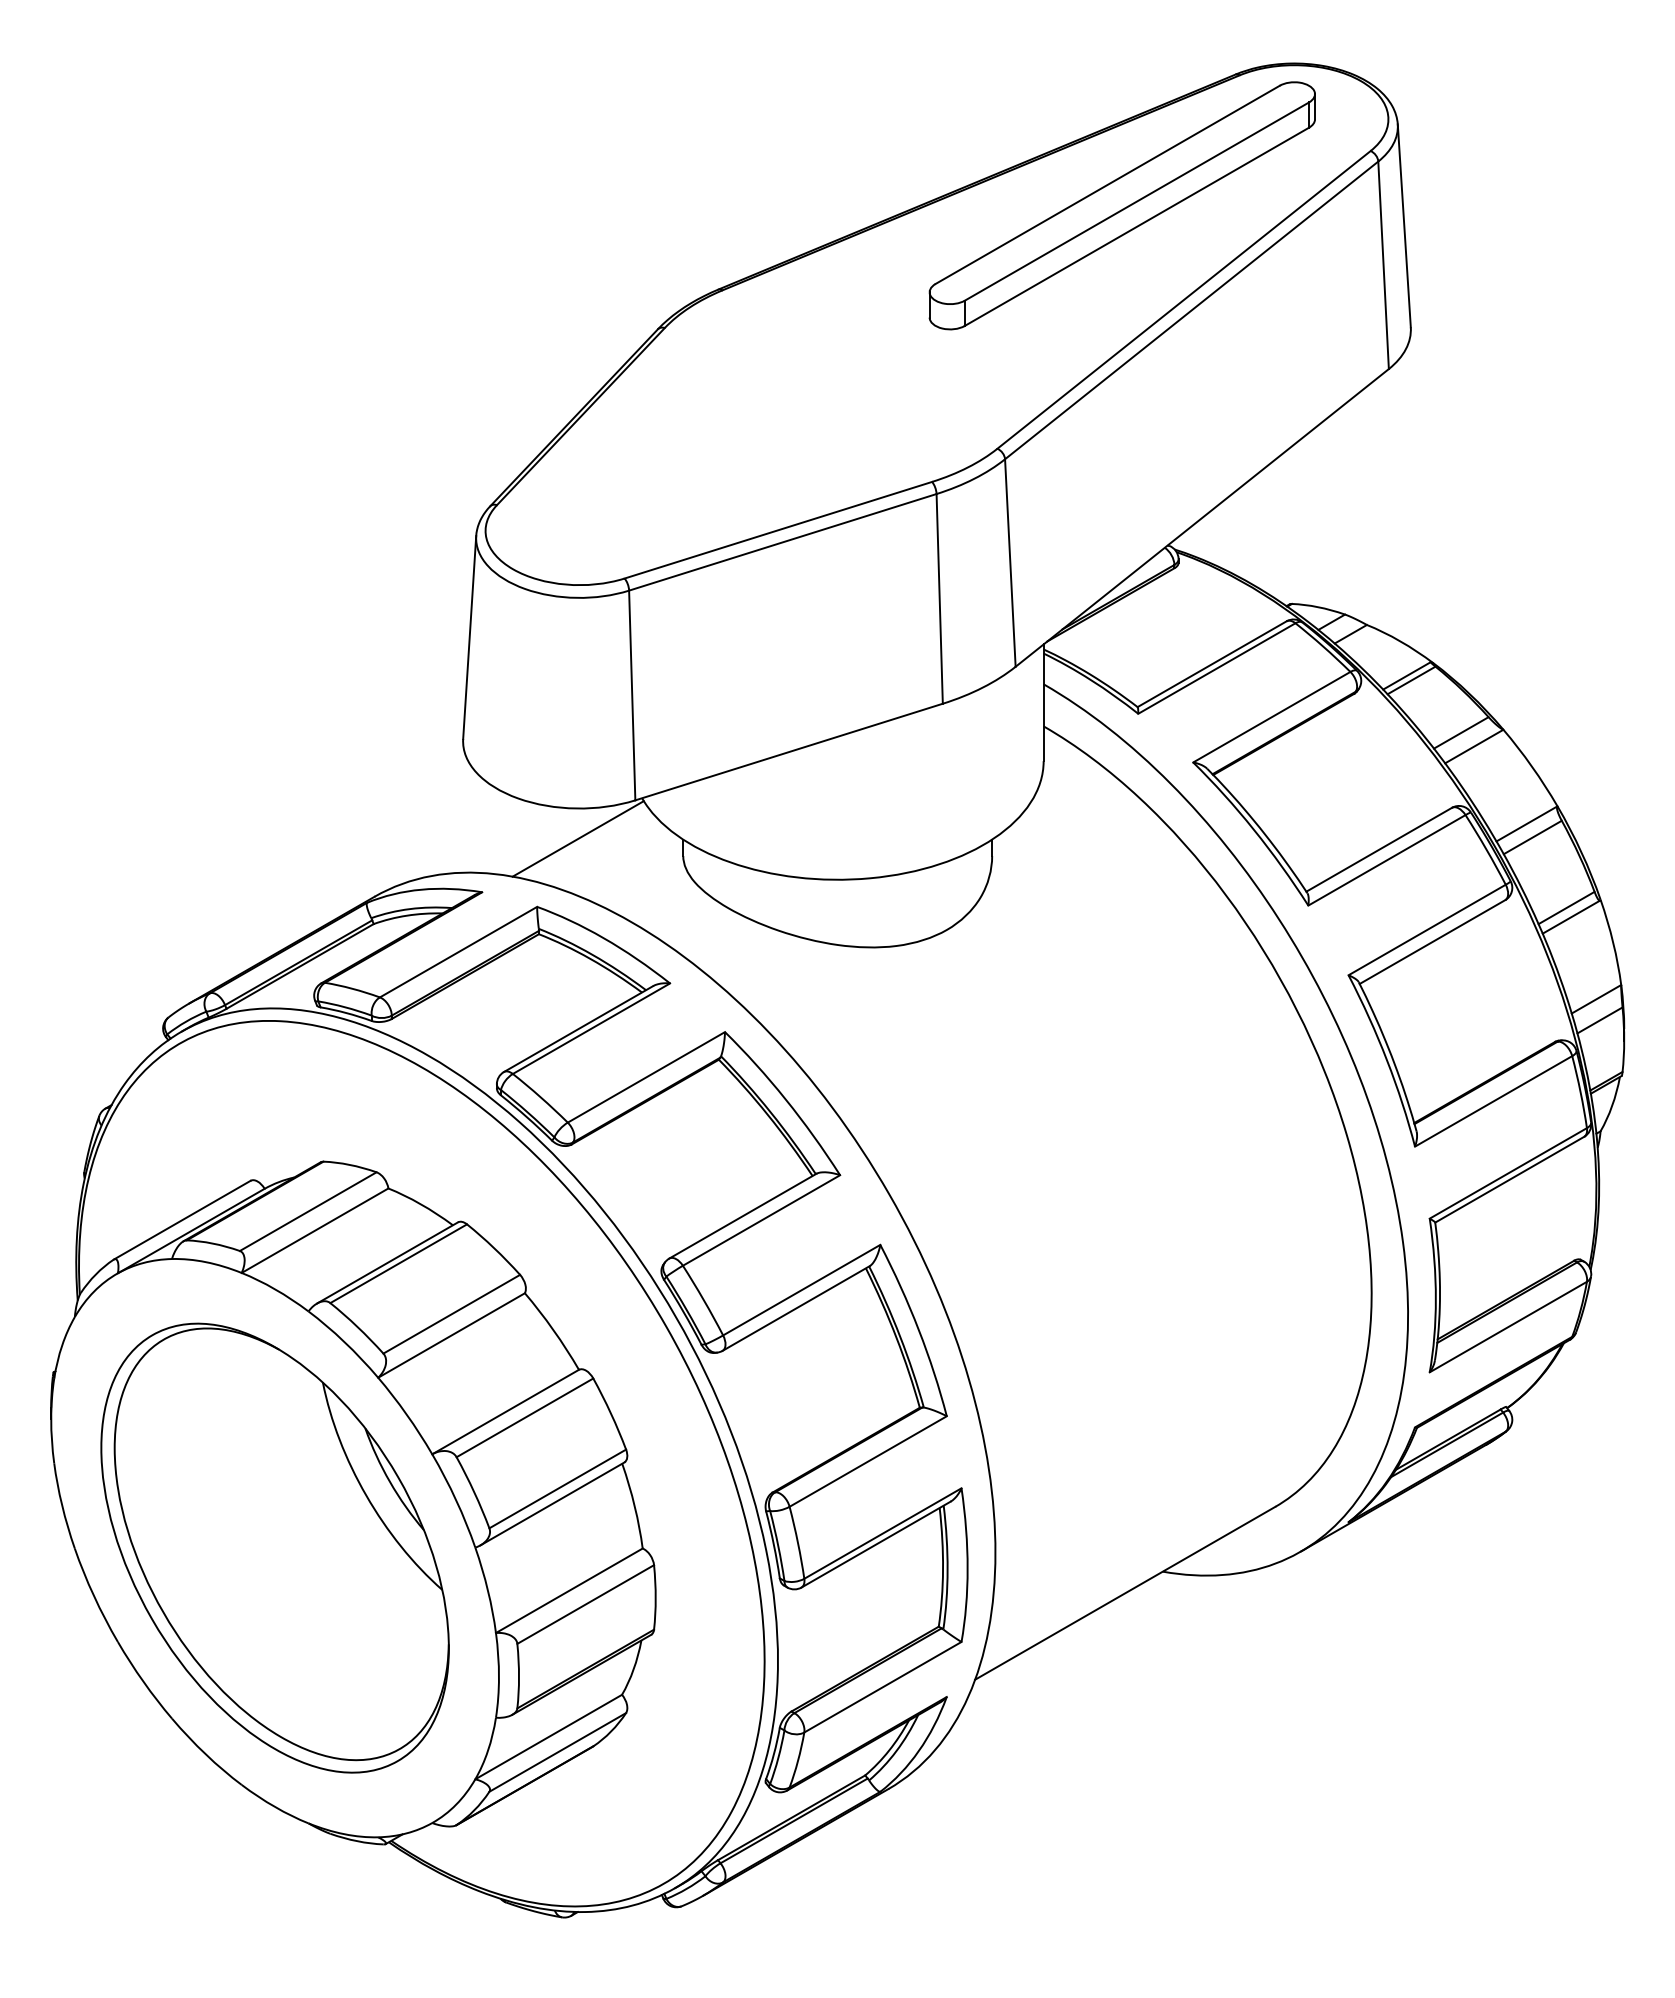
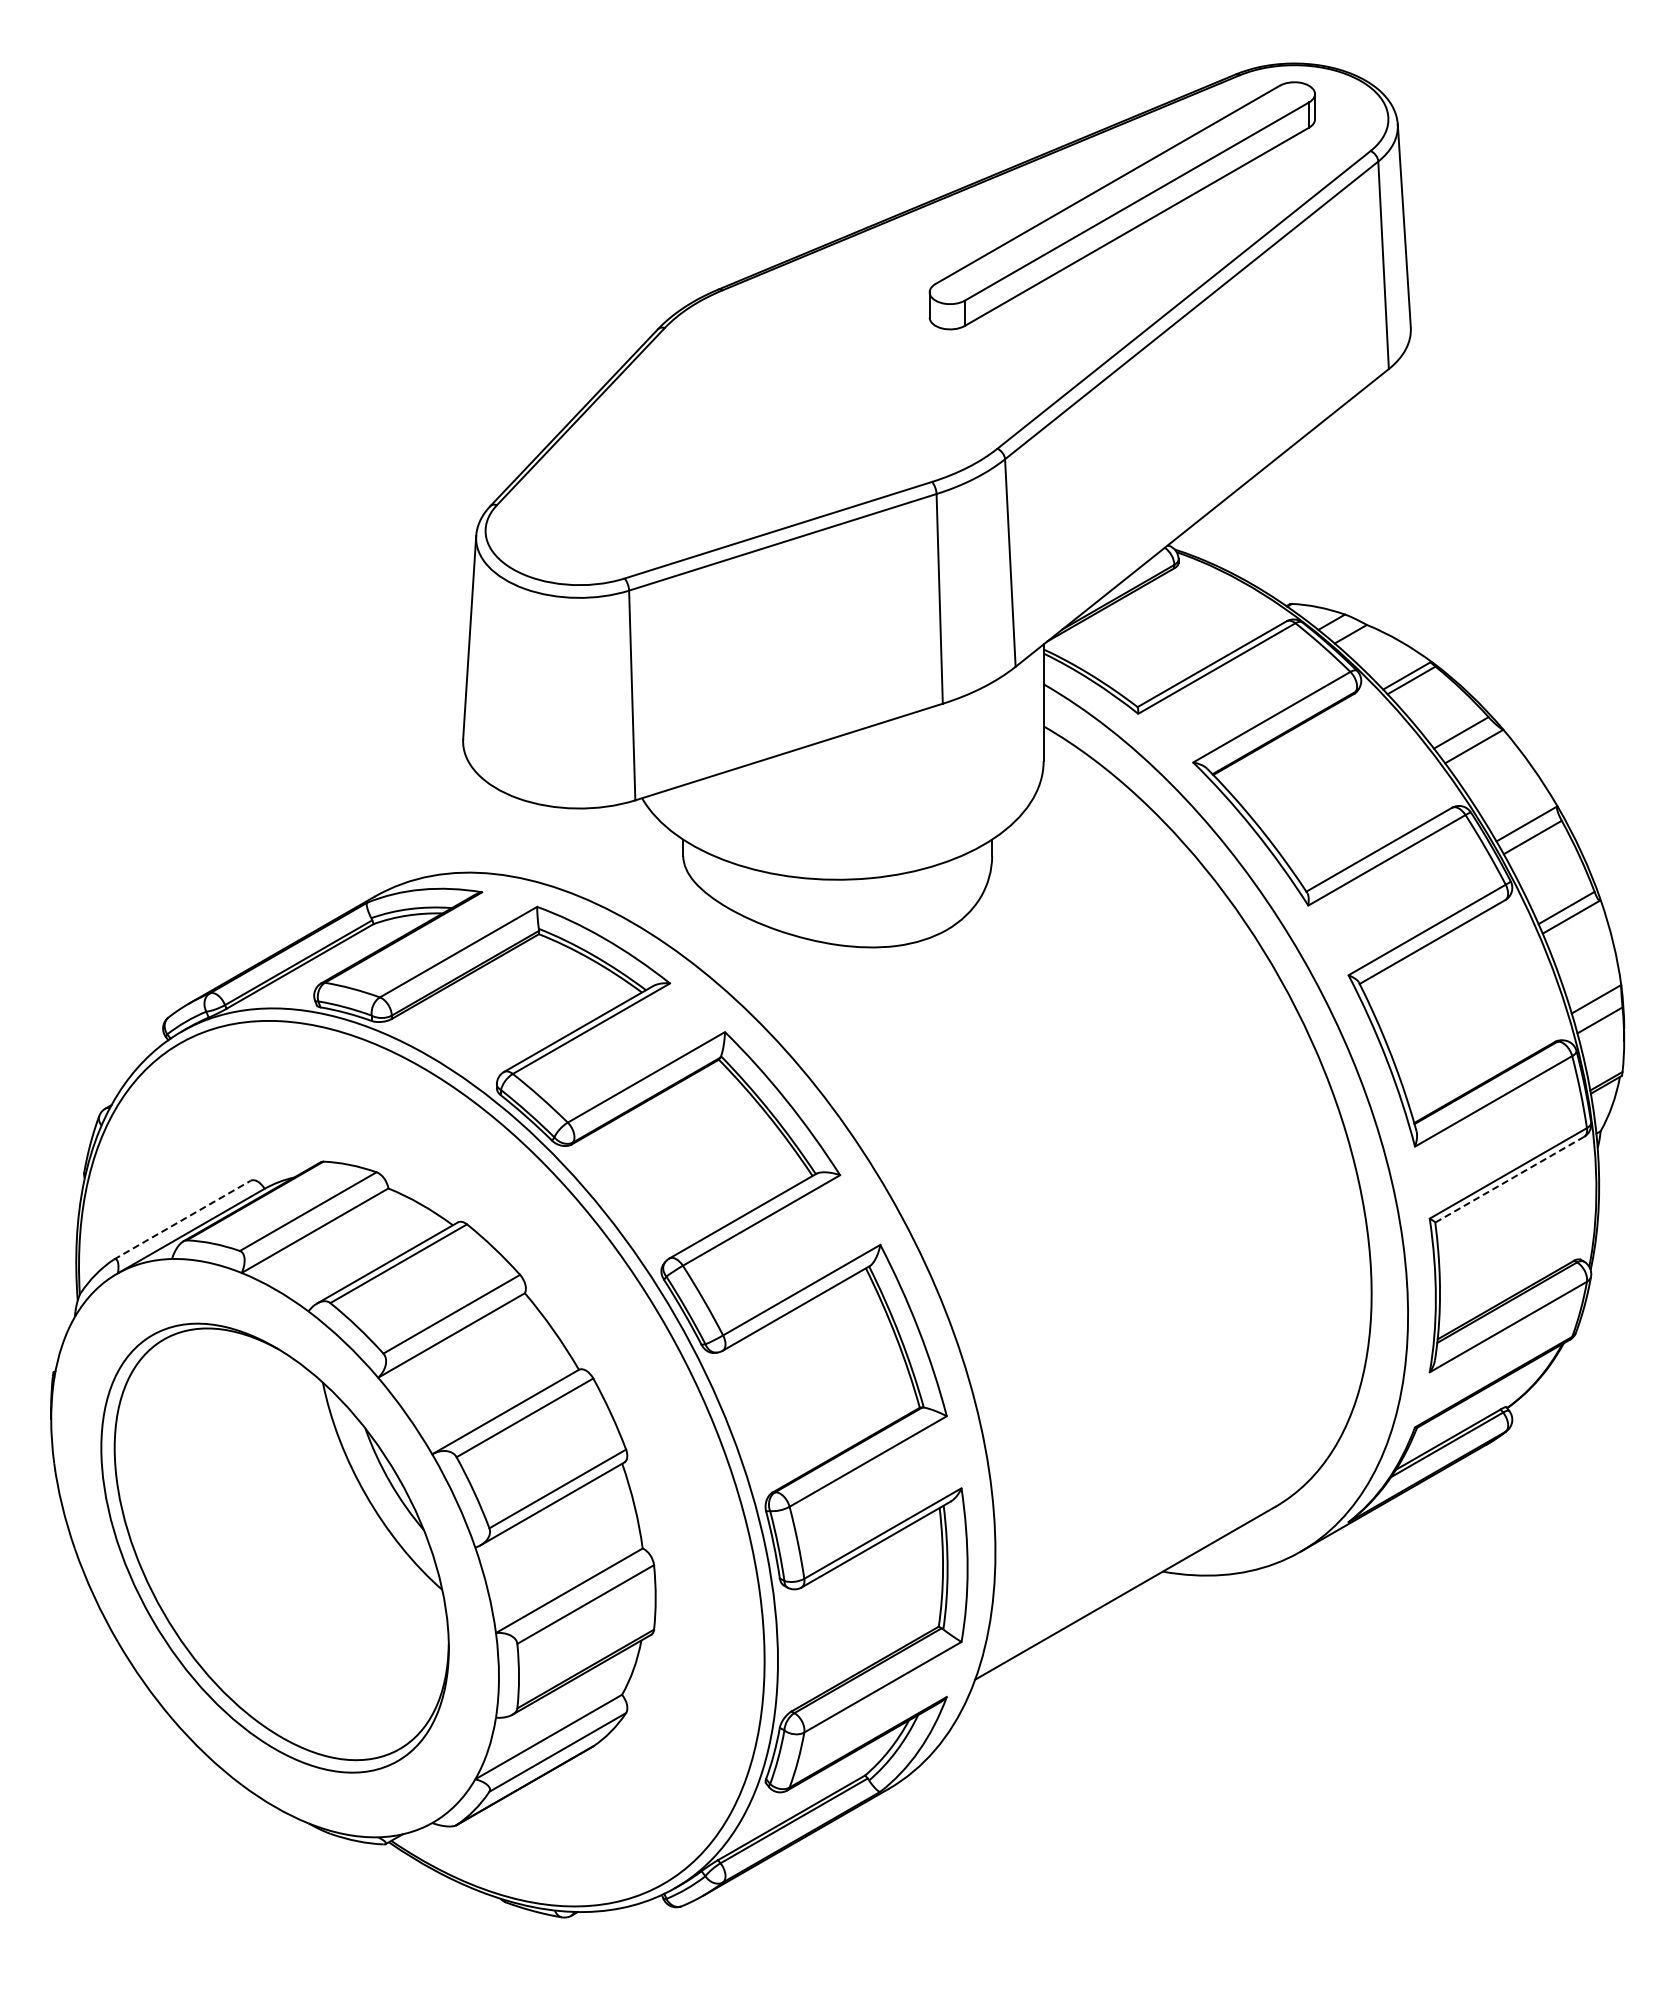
line: present -> none (577, 838)
line: solid -> dashed (1509, 1179)
line: solid -> dashed (182, 1220)
